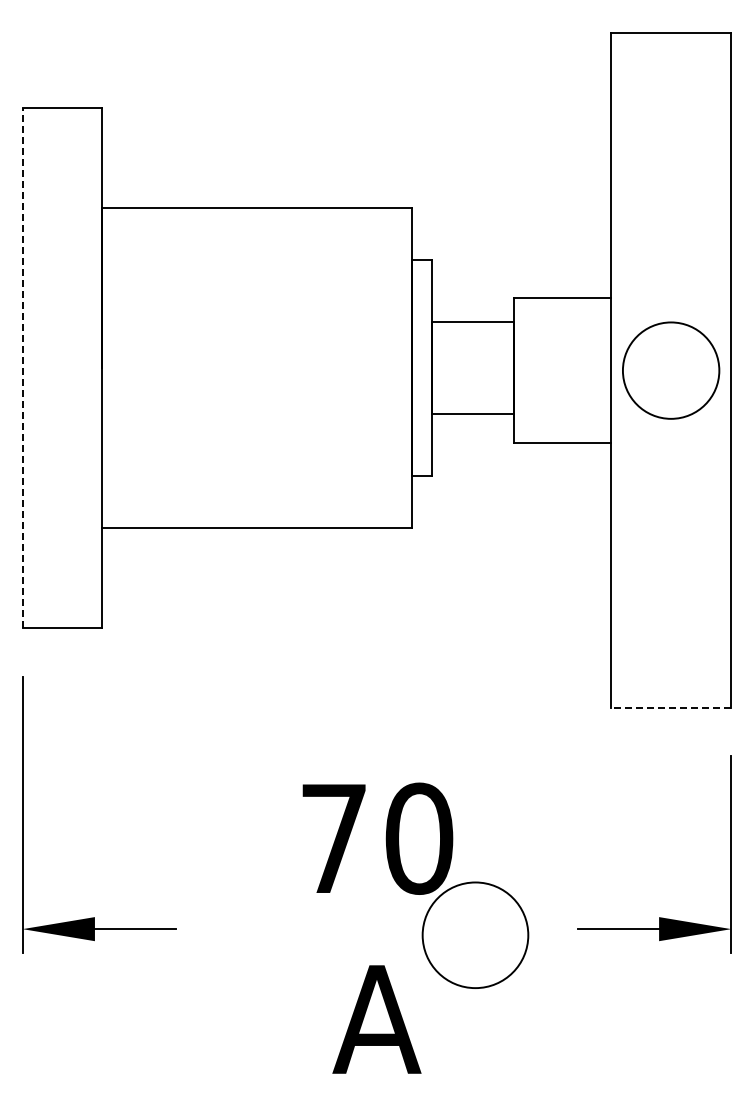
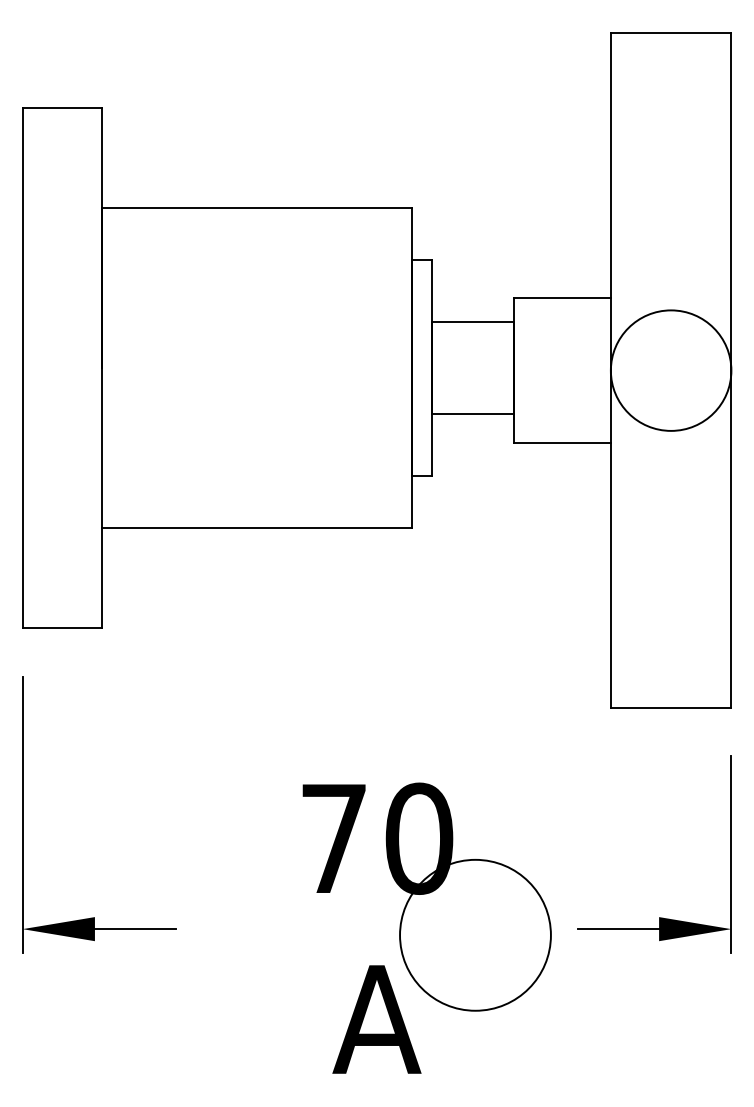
line: dashed -> solid (22, 367)
circle diameter: 96 px -> 121 px (670, 370)
line: dashed -> solid (670, 708)
circle diameter: 106 px -> 151 px (475, 934)
